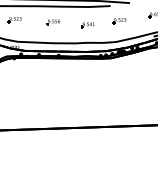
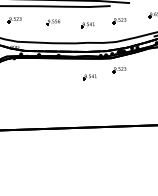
part: none -> present (119, 70)
part: none -> present (89, 77)
